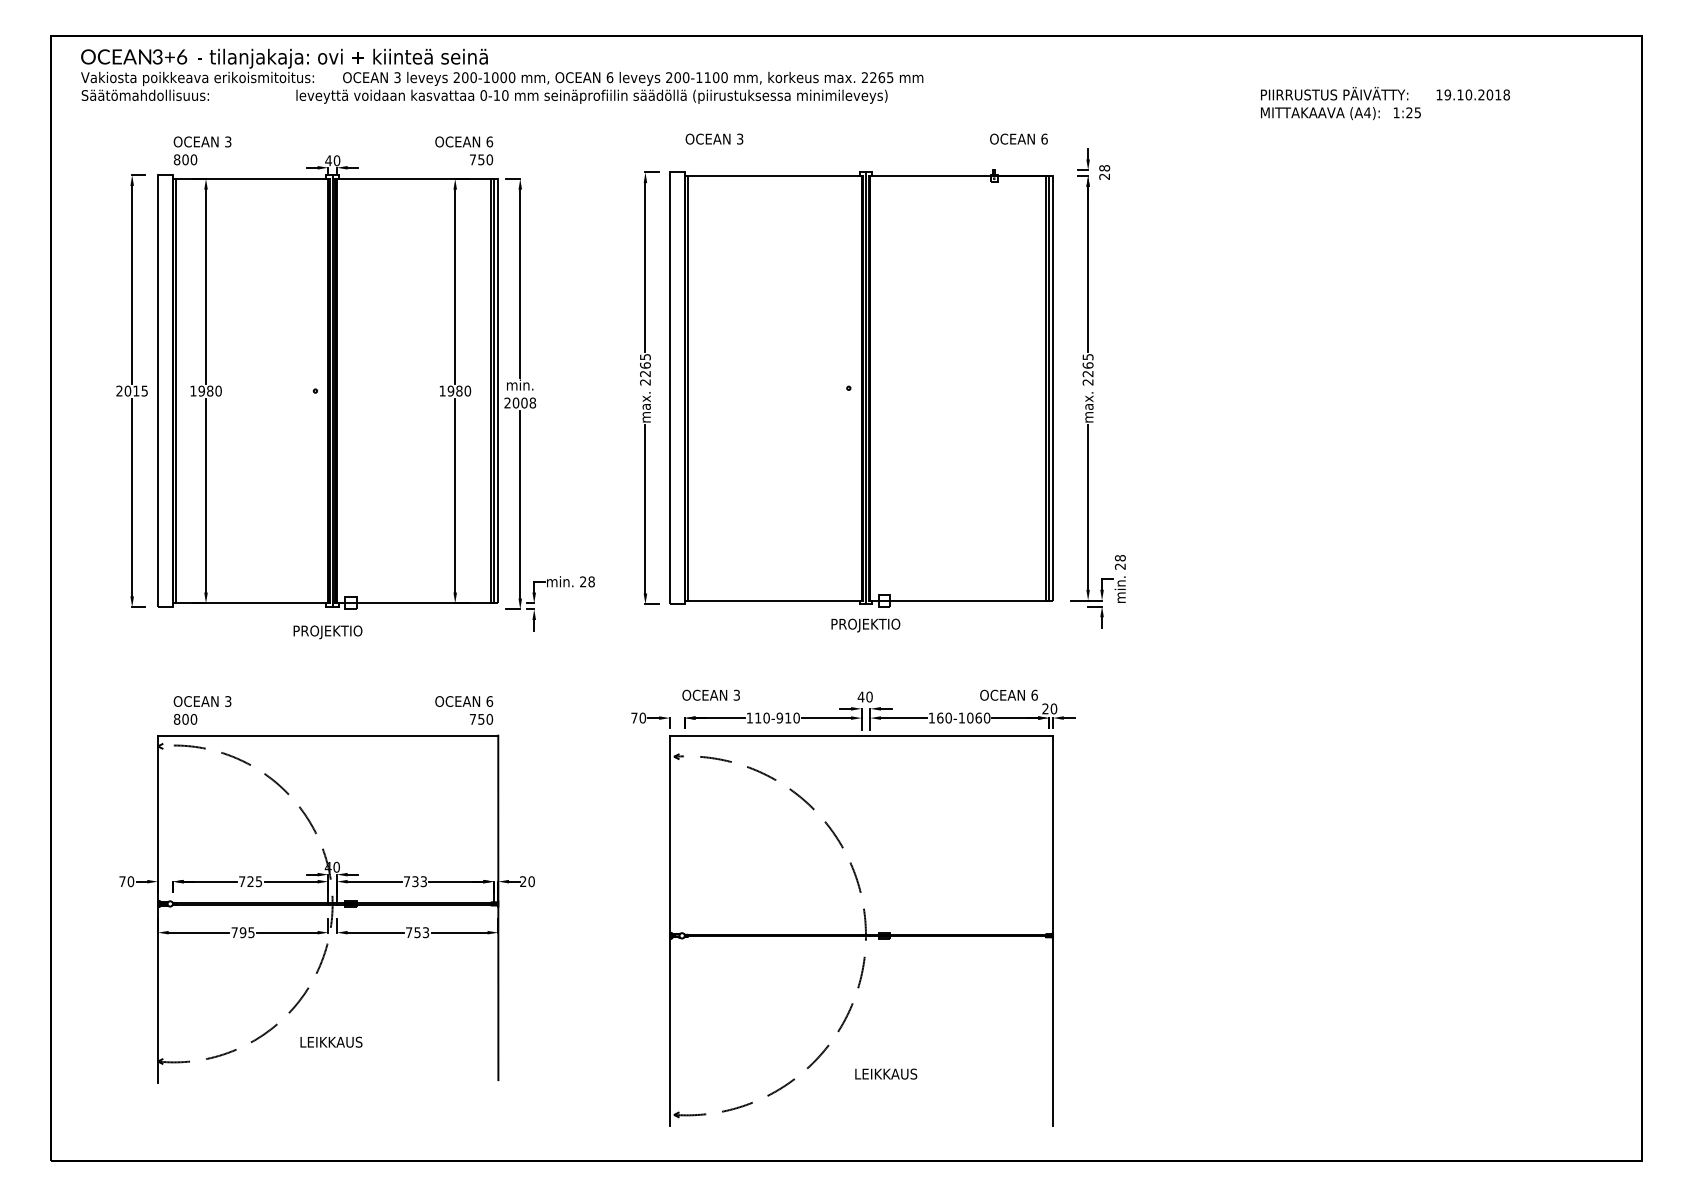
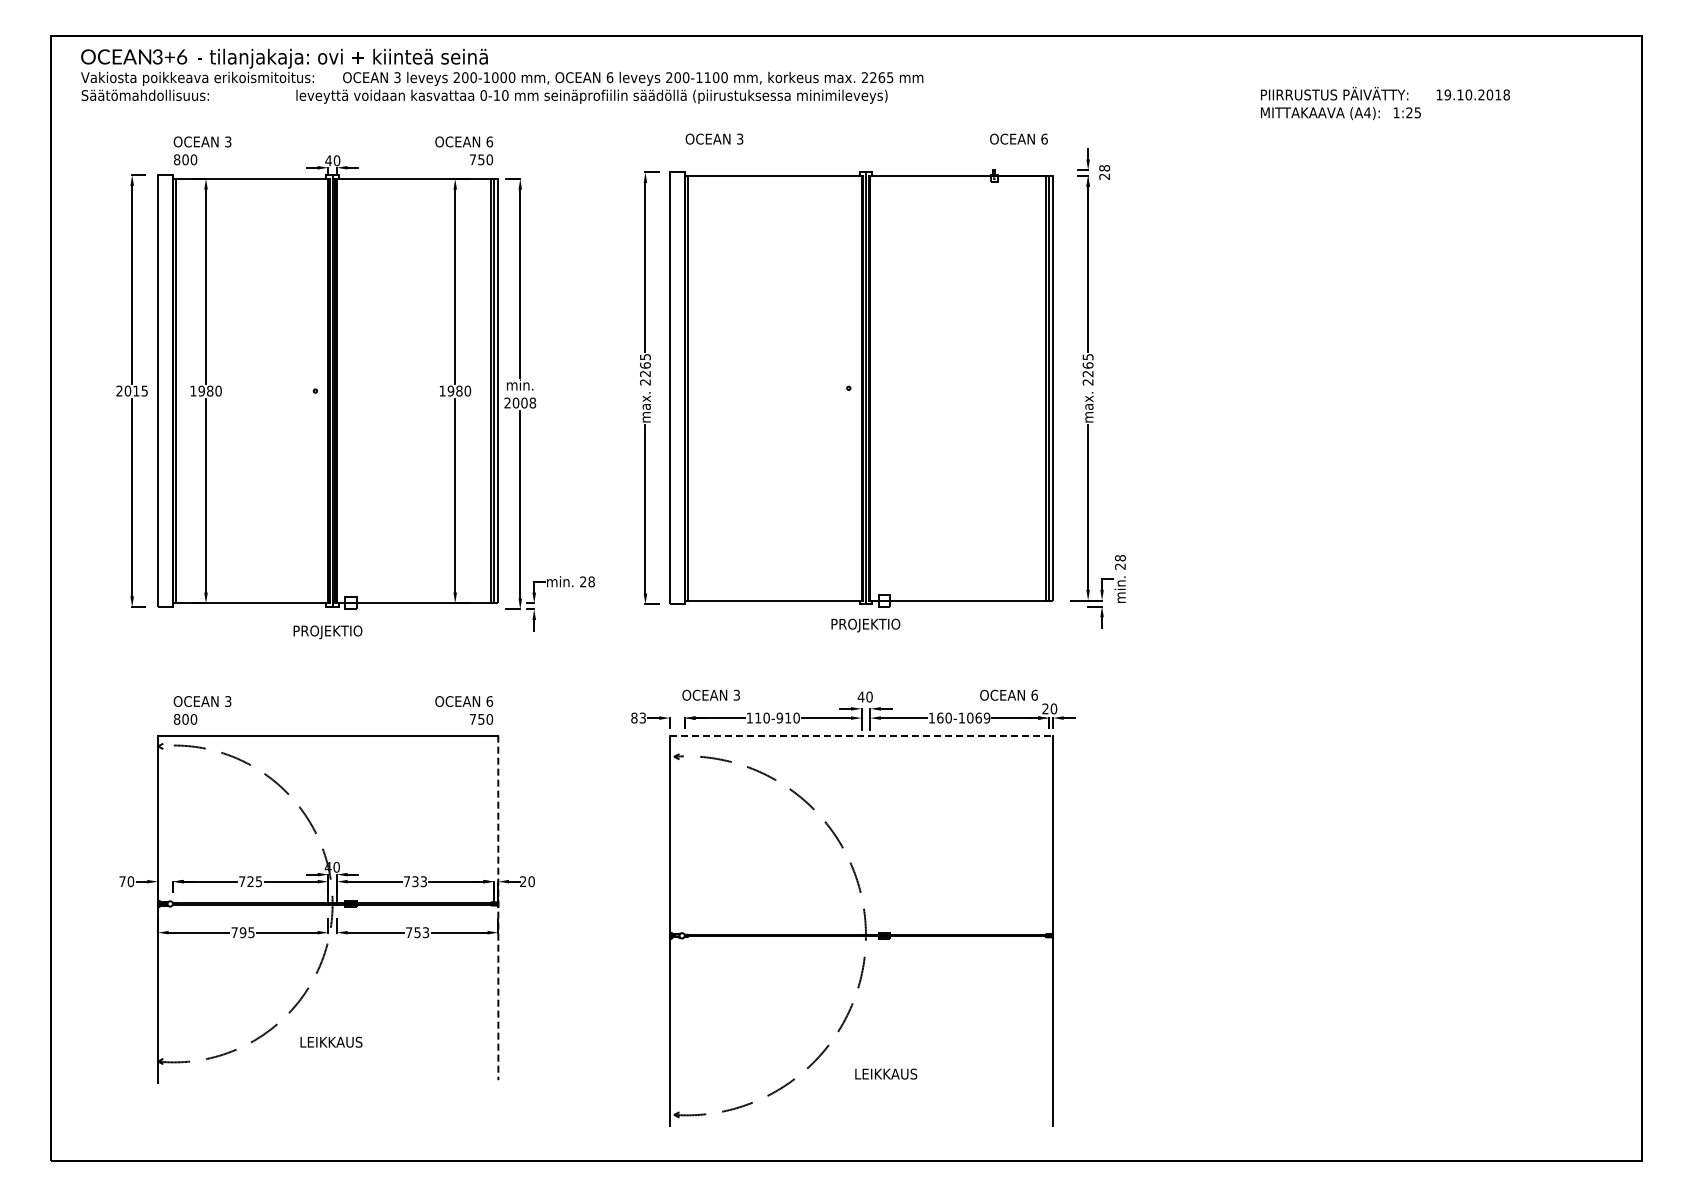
text: 70 -> 83 (638, 717)
text: 160-1060 -> 160-1069 (986, 718)
line: solid -> dashed (861, 735)
line: solid -> dashed (498, 908)
